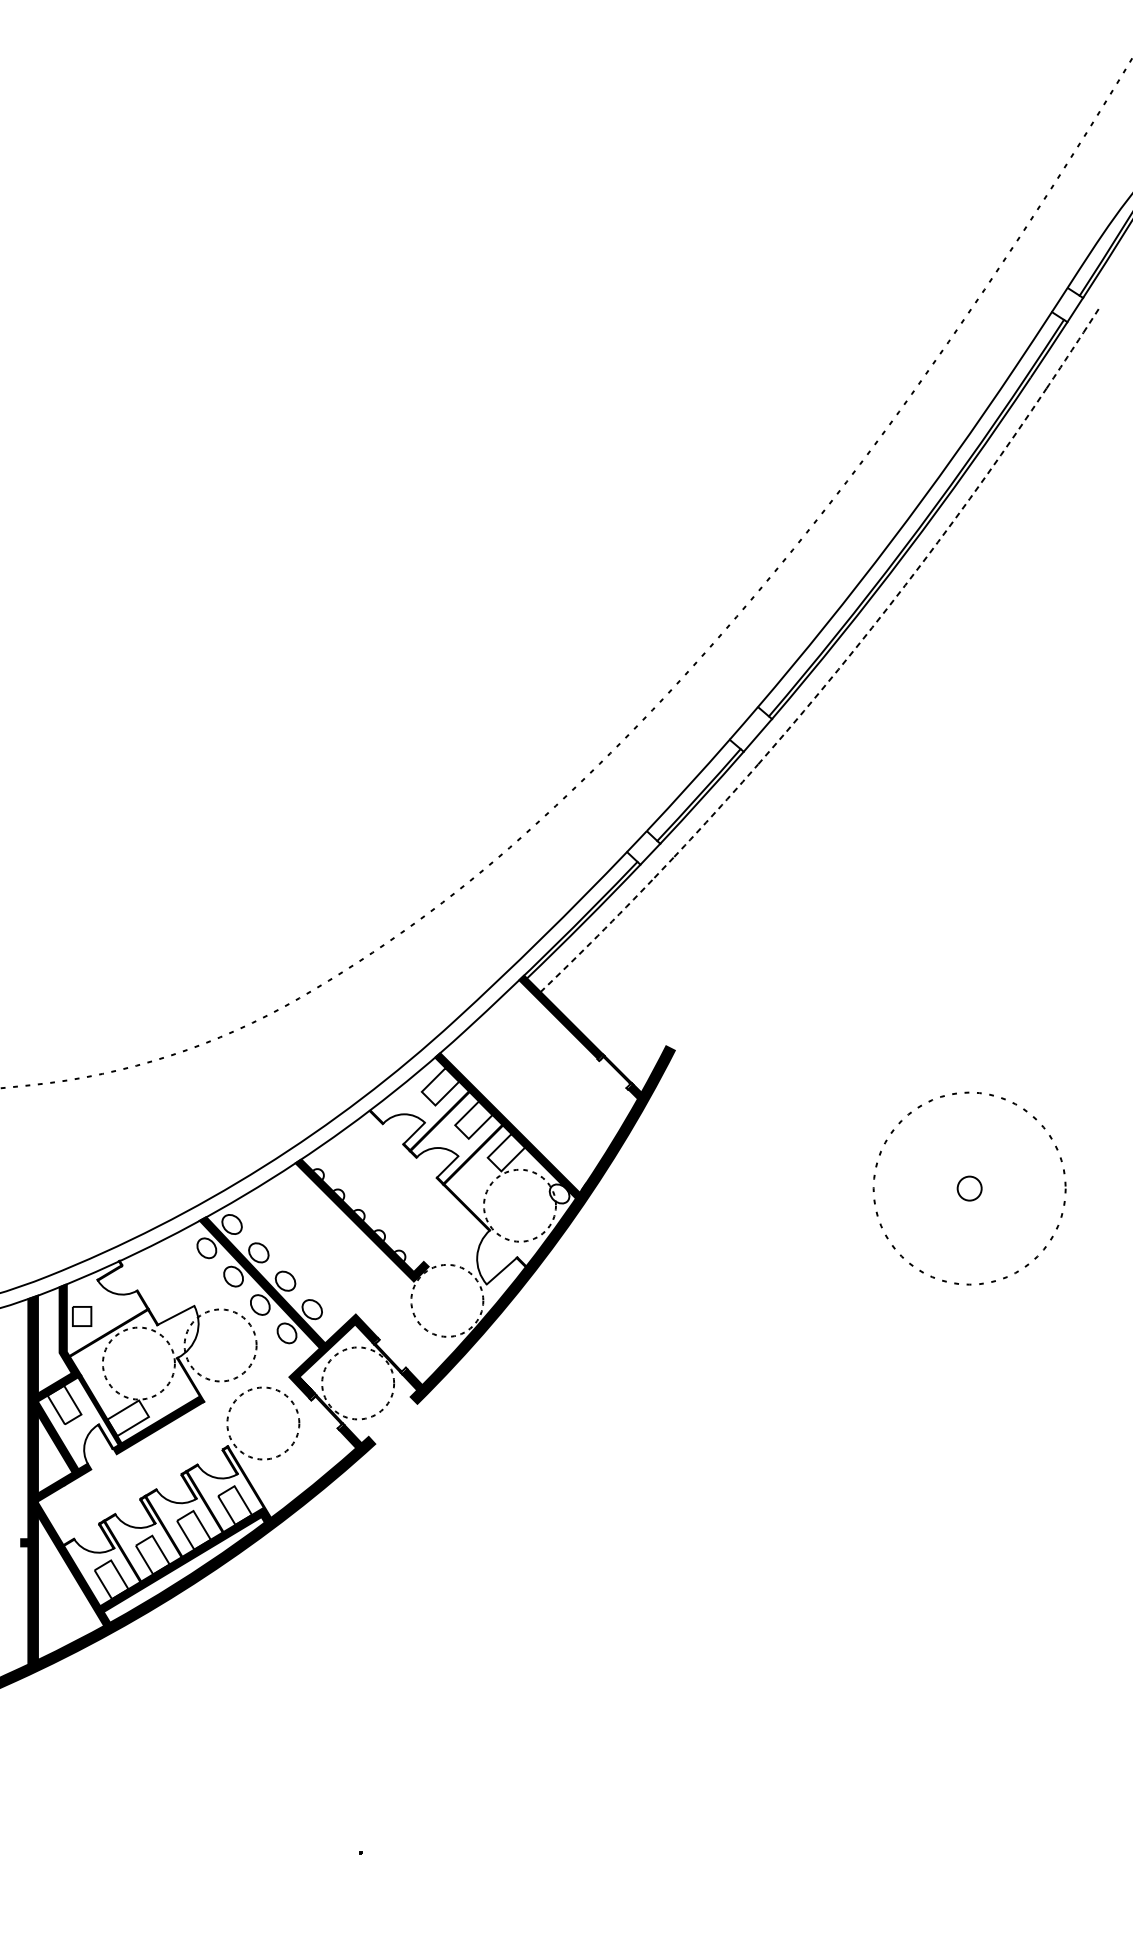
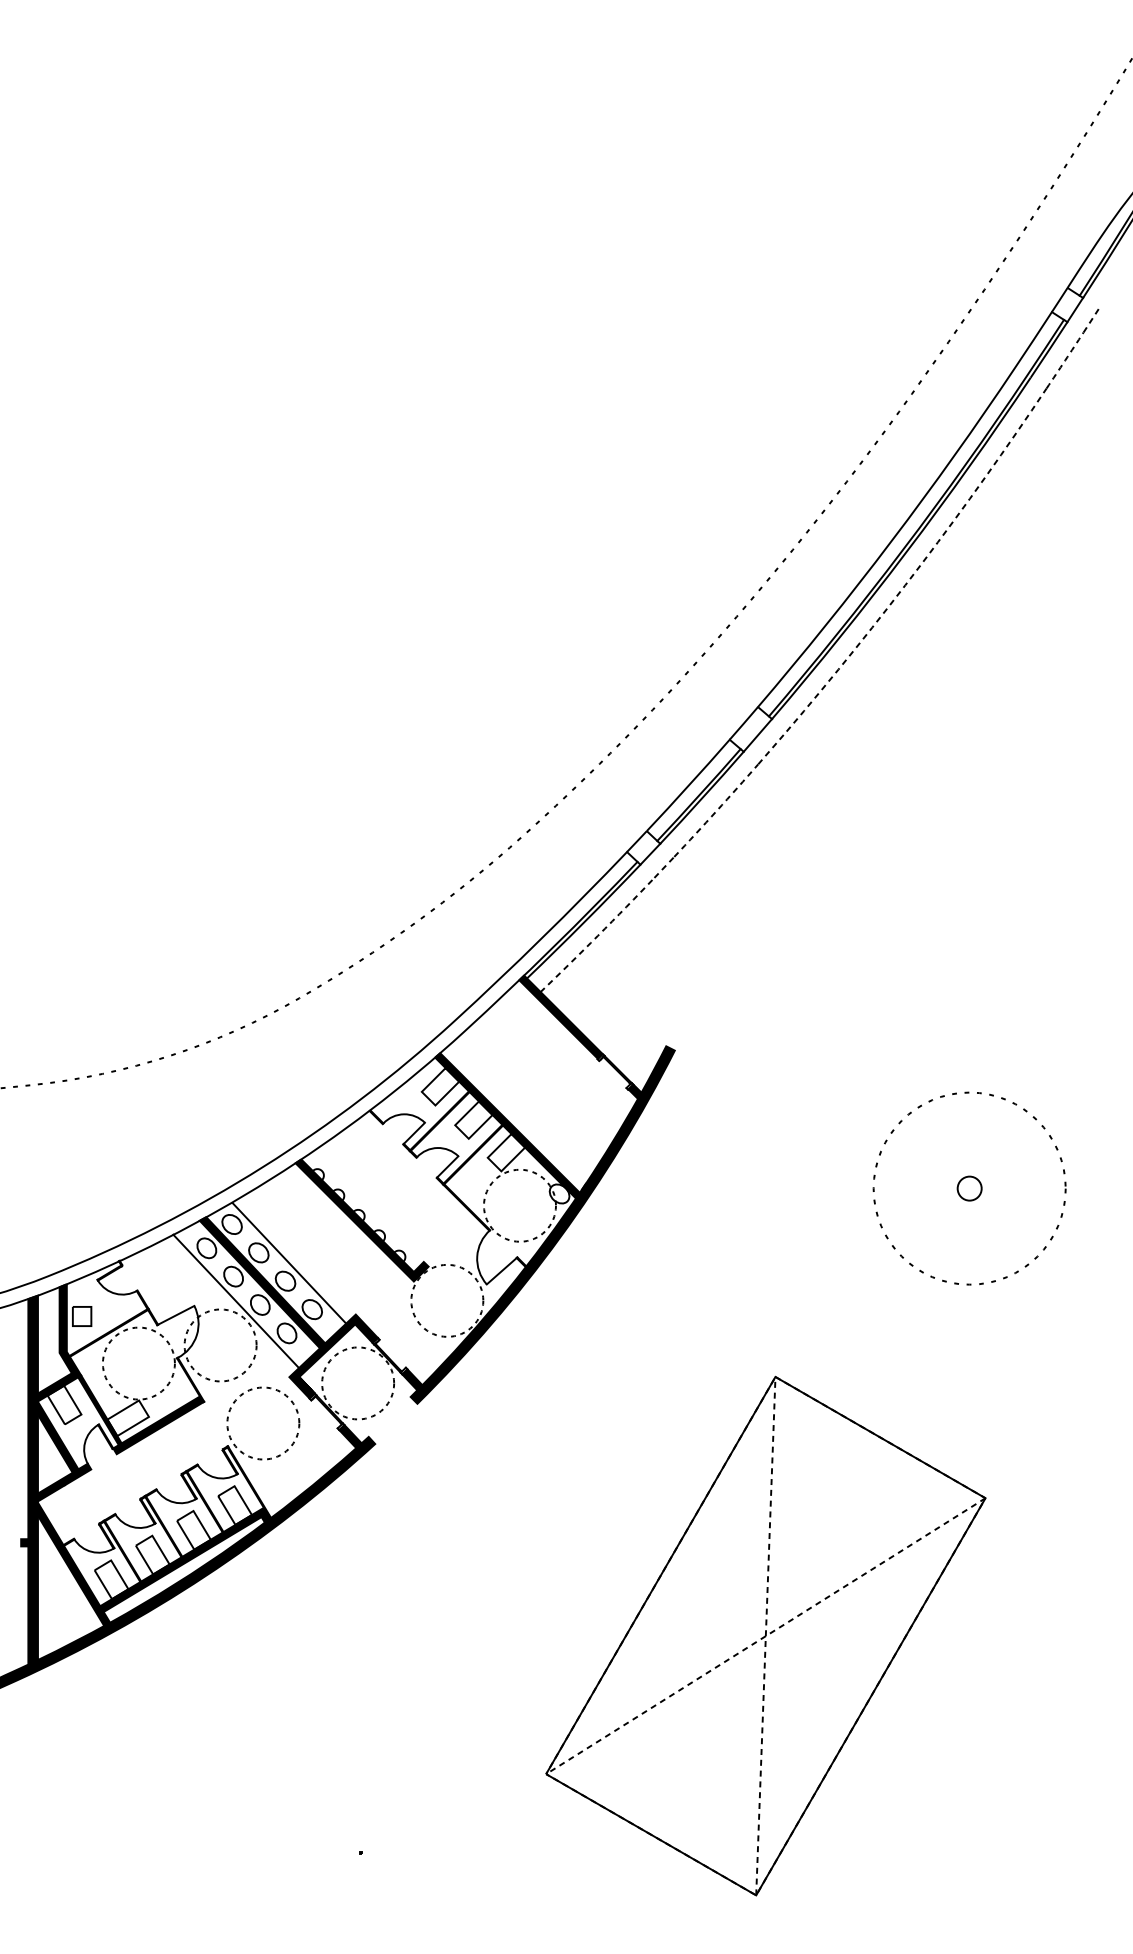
line: none -> present (289, 1263)
line: none -> present (236, 1301)
part: none -> present (765, 1635)
